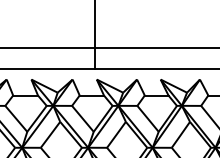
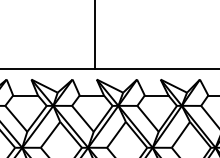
line: present -> none (109, 47)
